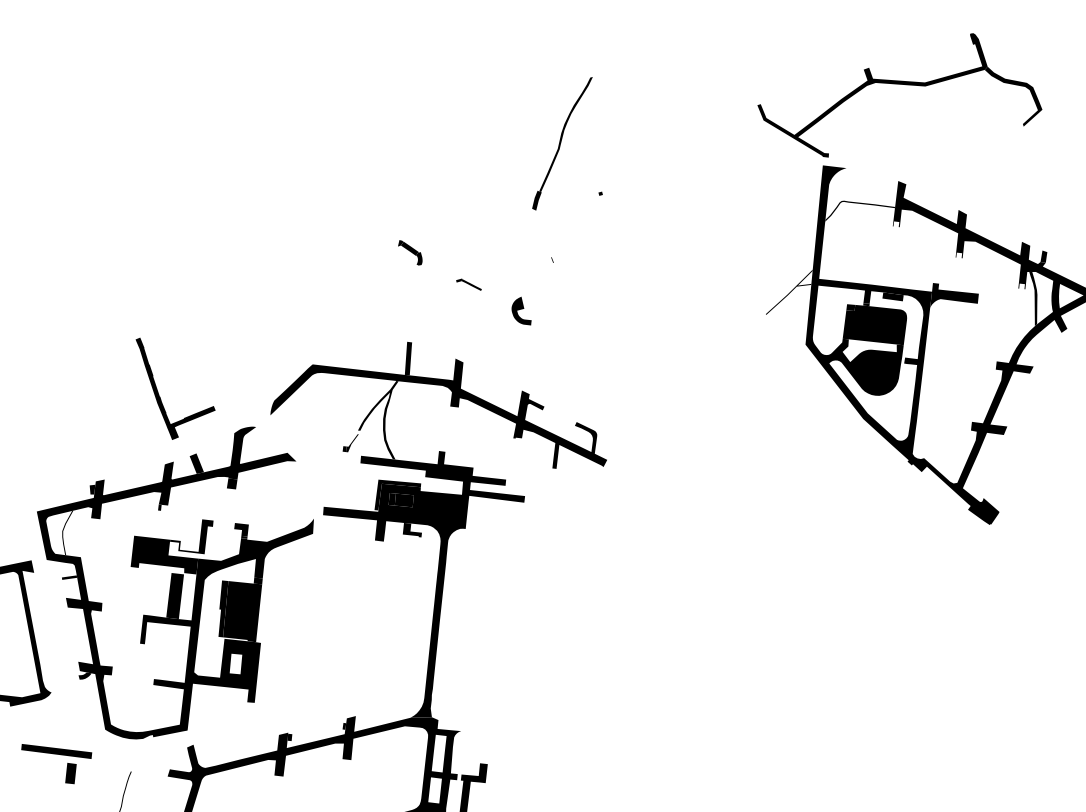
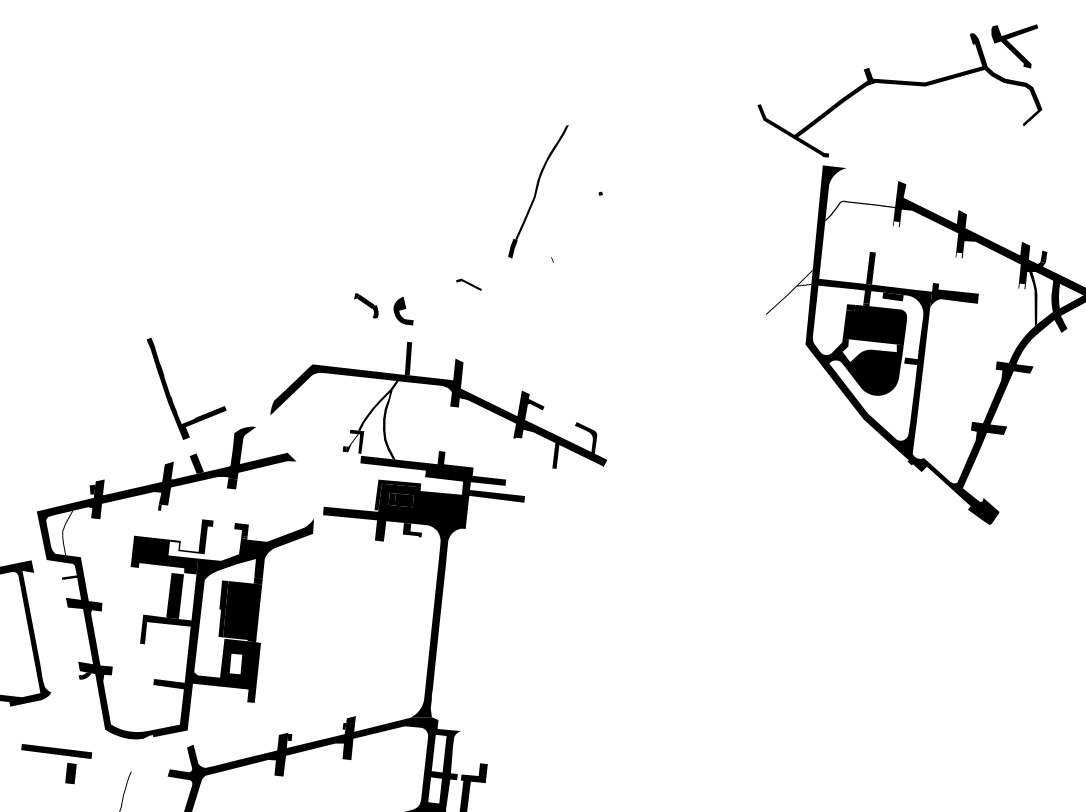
fill: none -> present (1014, 46)
part position: (562, 143) -> (538, 191) (538, 191)
part position: (410, 252) -> (366, 305) (366, 305)
fill: none -> present (870, 267)
part position: (521, 310) -> (403, 310) (403, 310)
part position: (160, 396) -> (171, 396) (171, 396)
fill: none -> present (356, 441)
